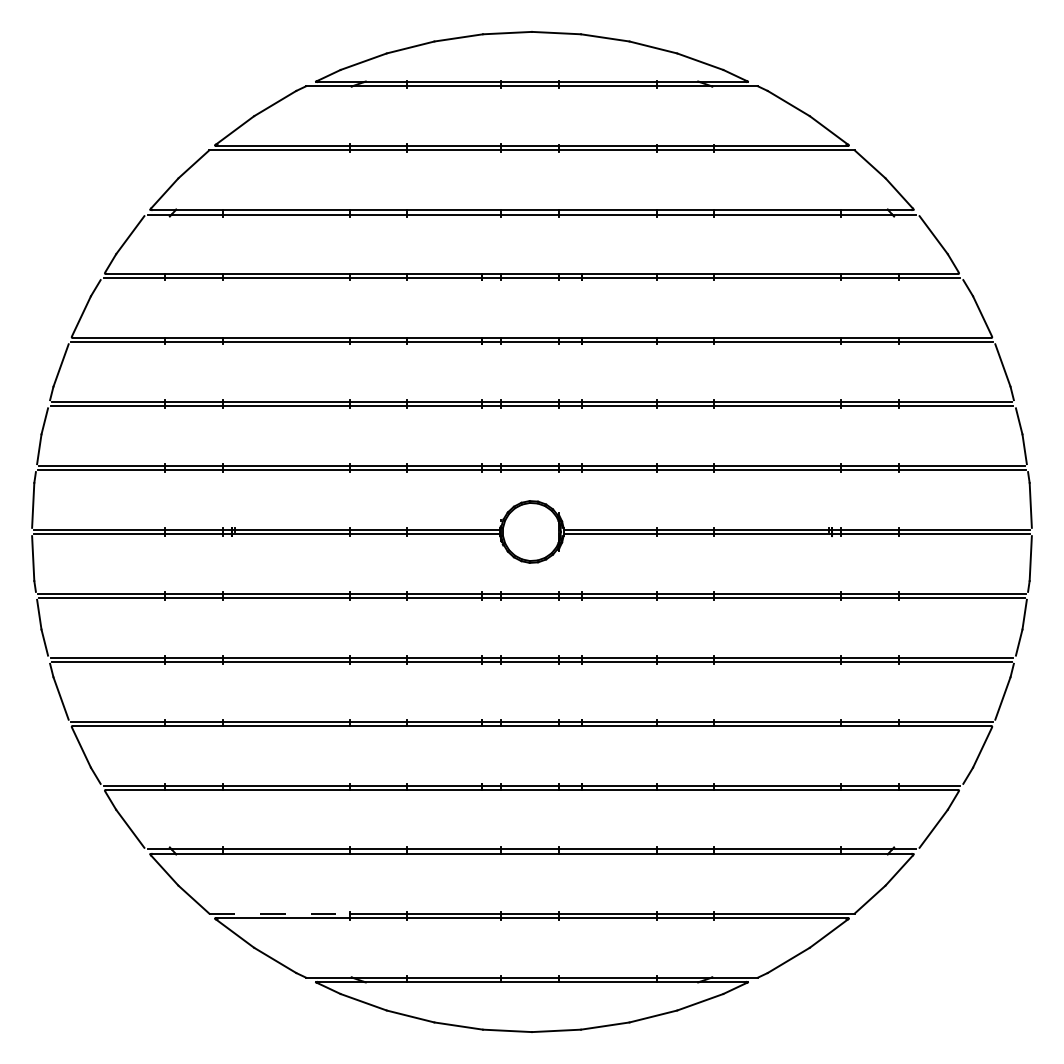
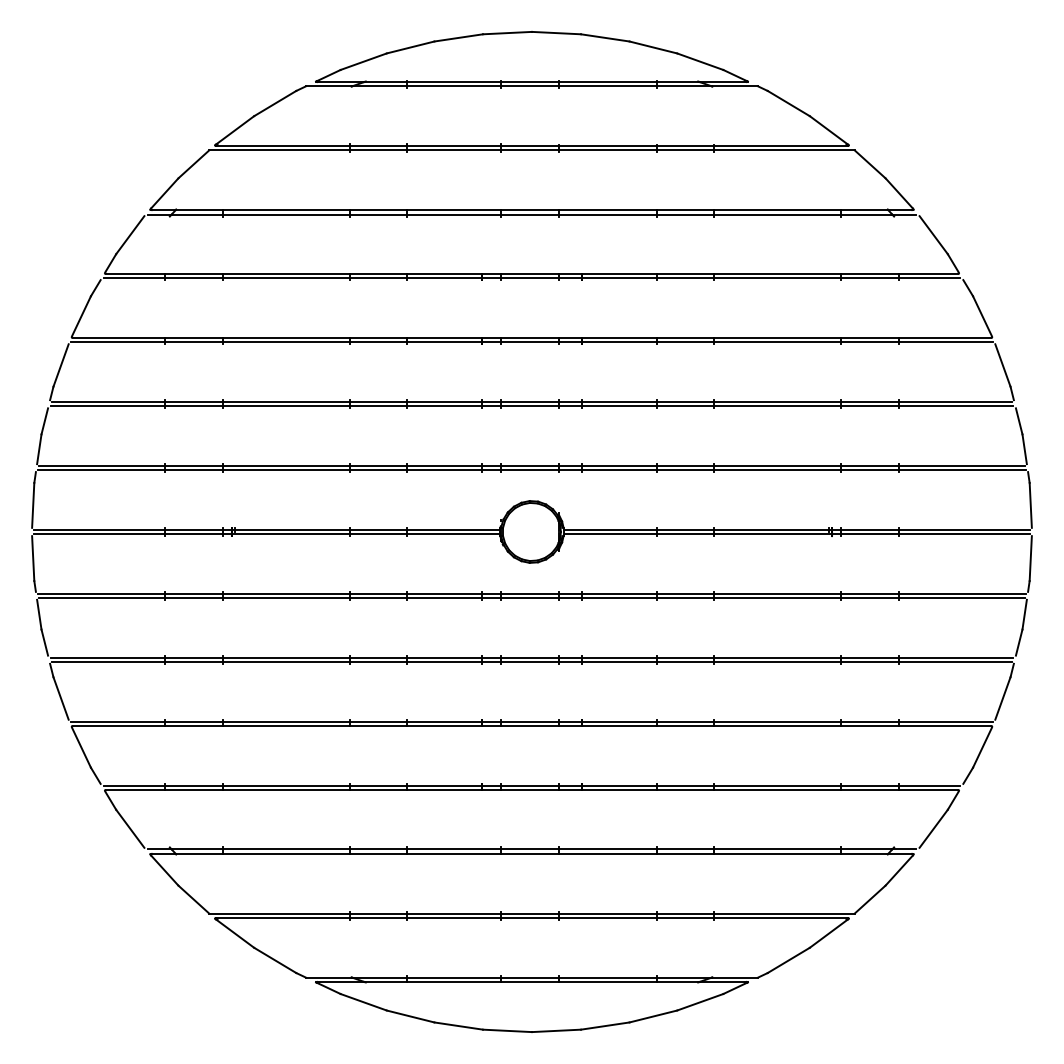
line: dashed -> solid (280, 913)
